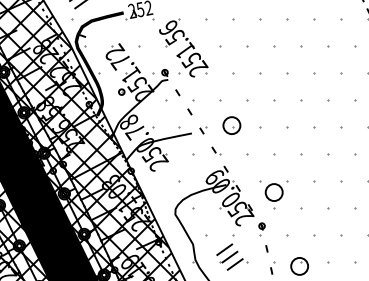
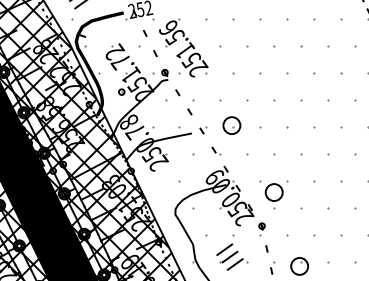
line: none -> present (144, 32)
line: none -> present (155, 53)
